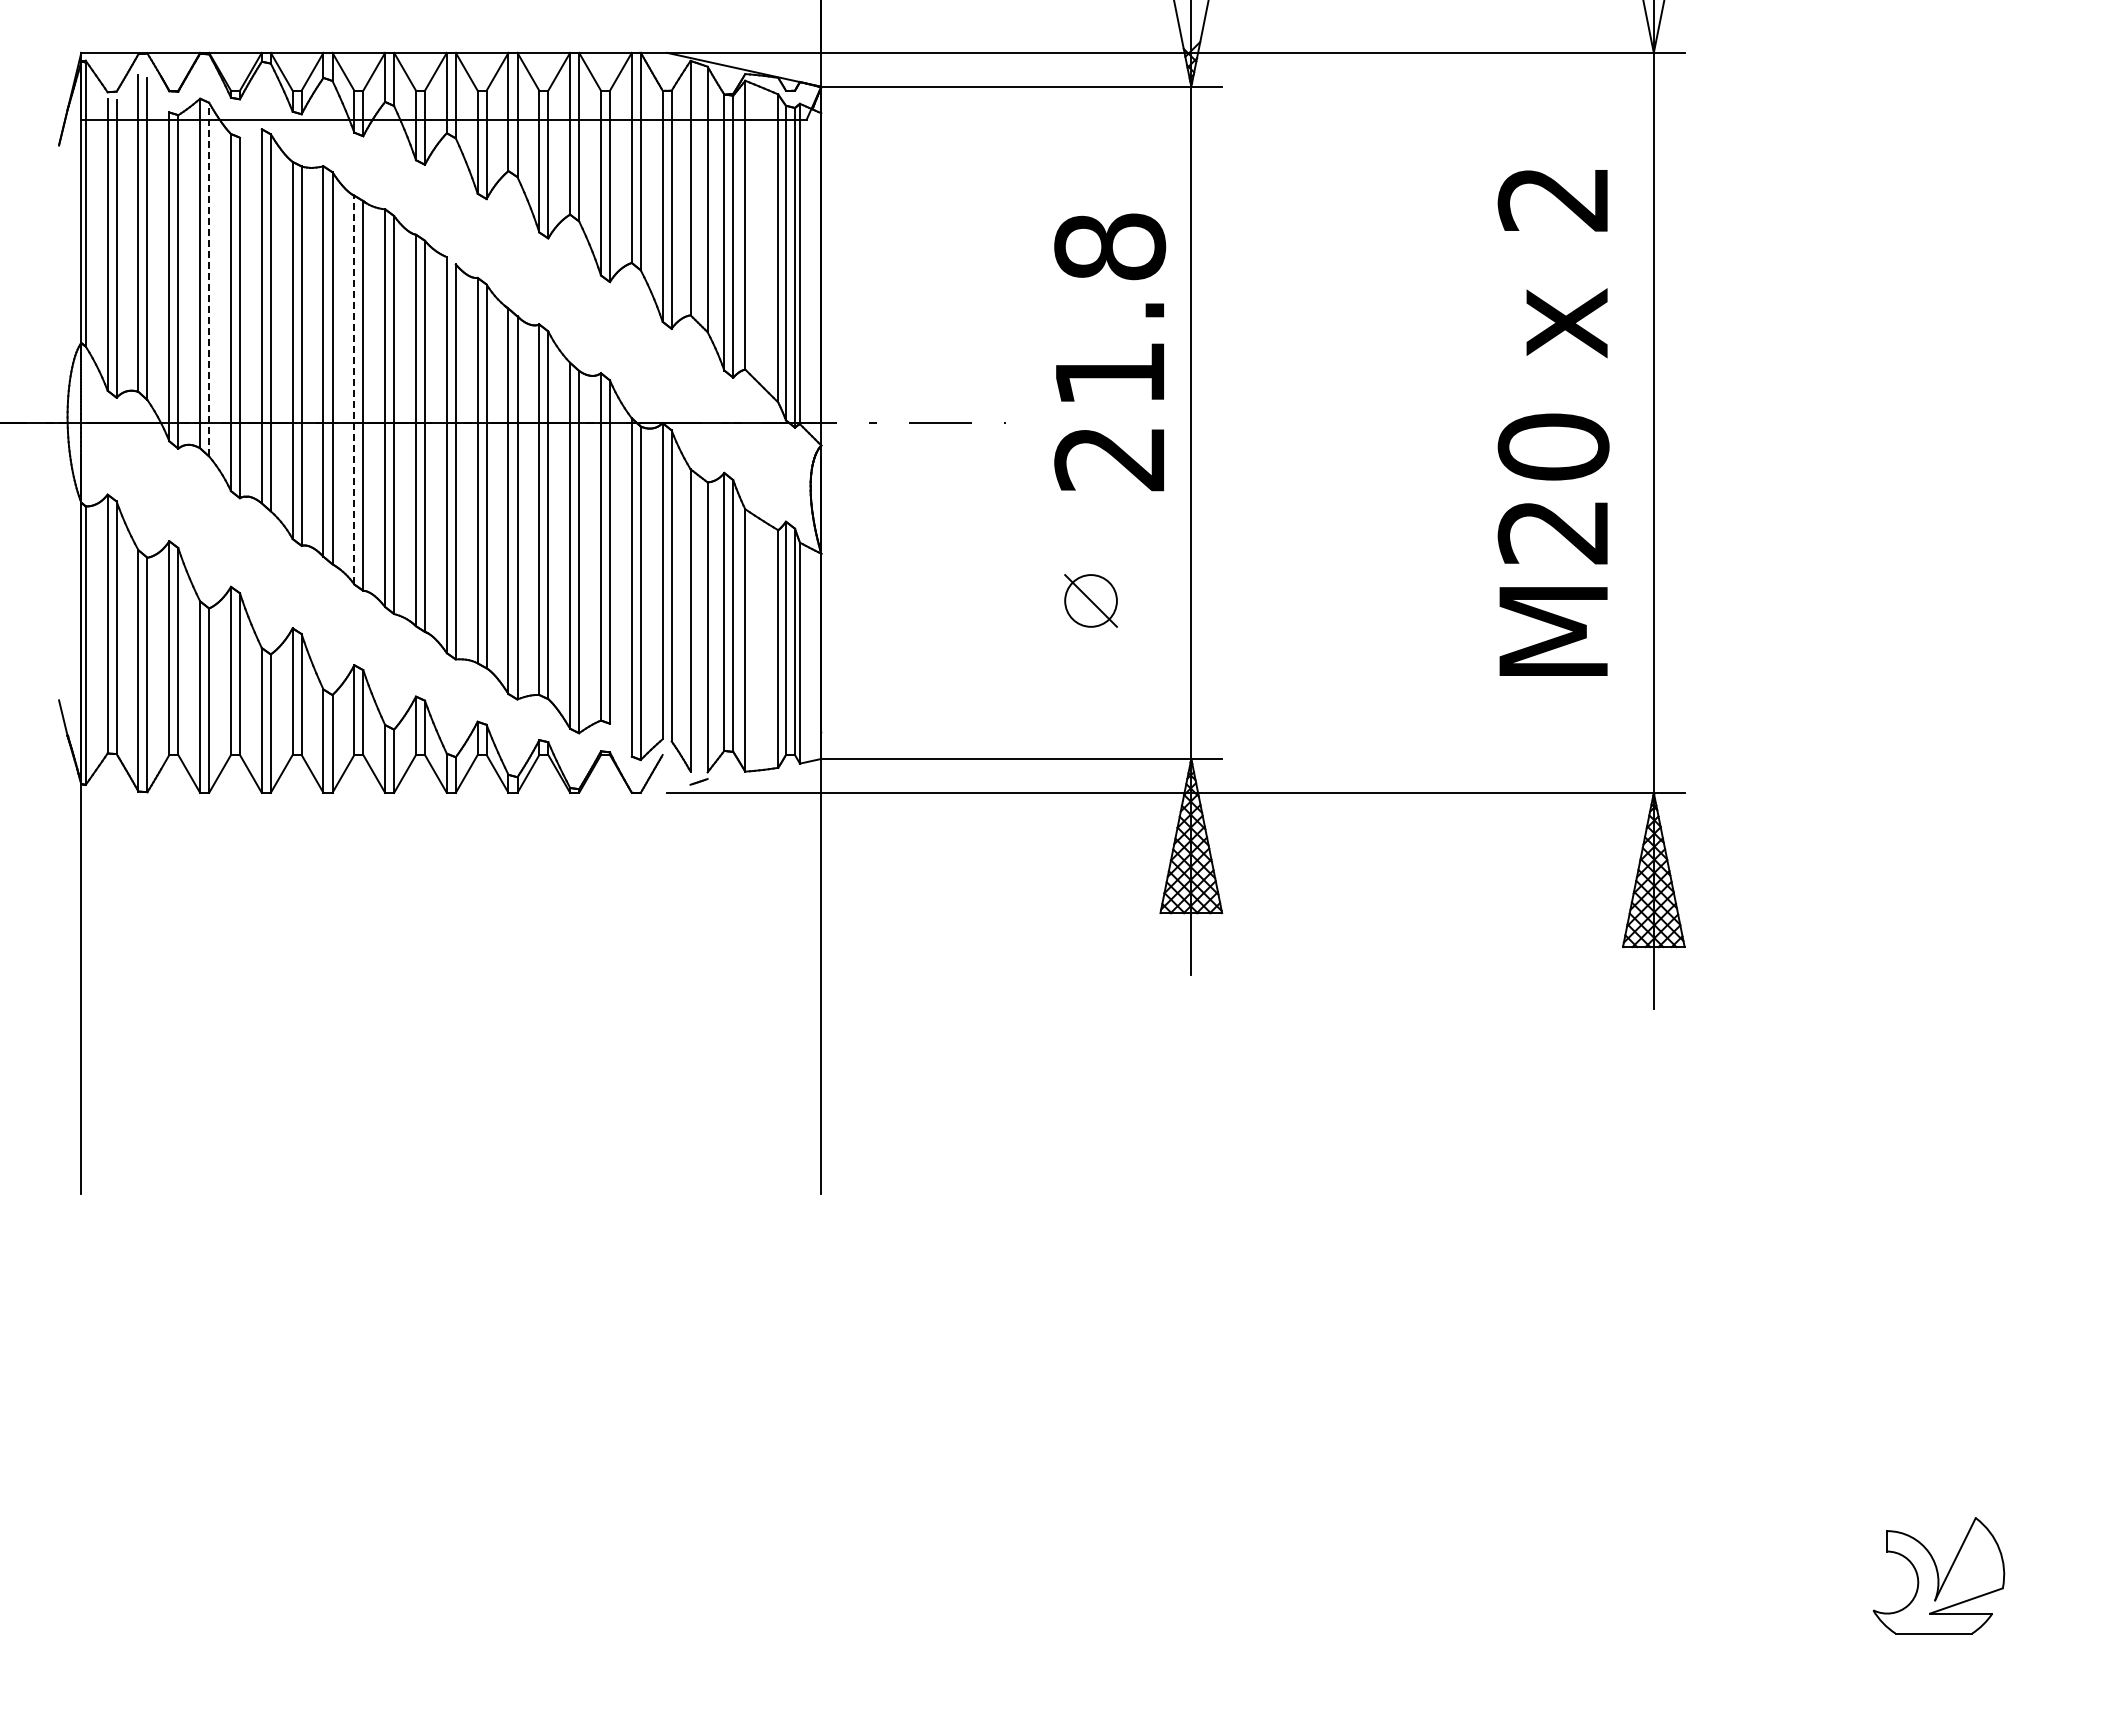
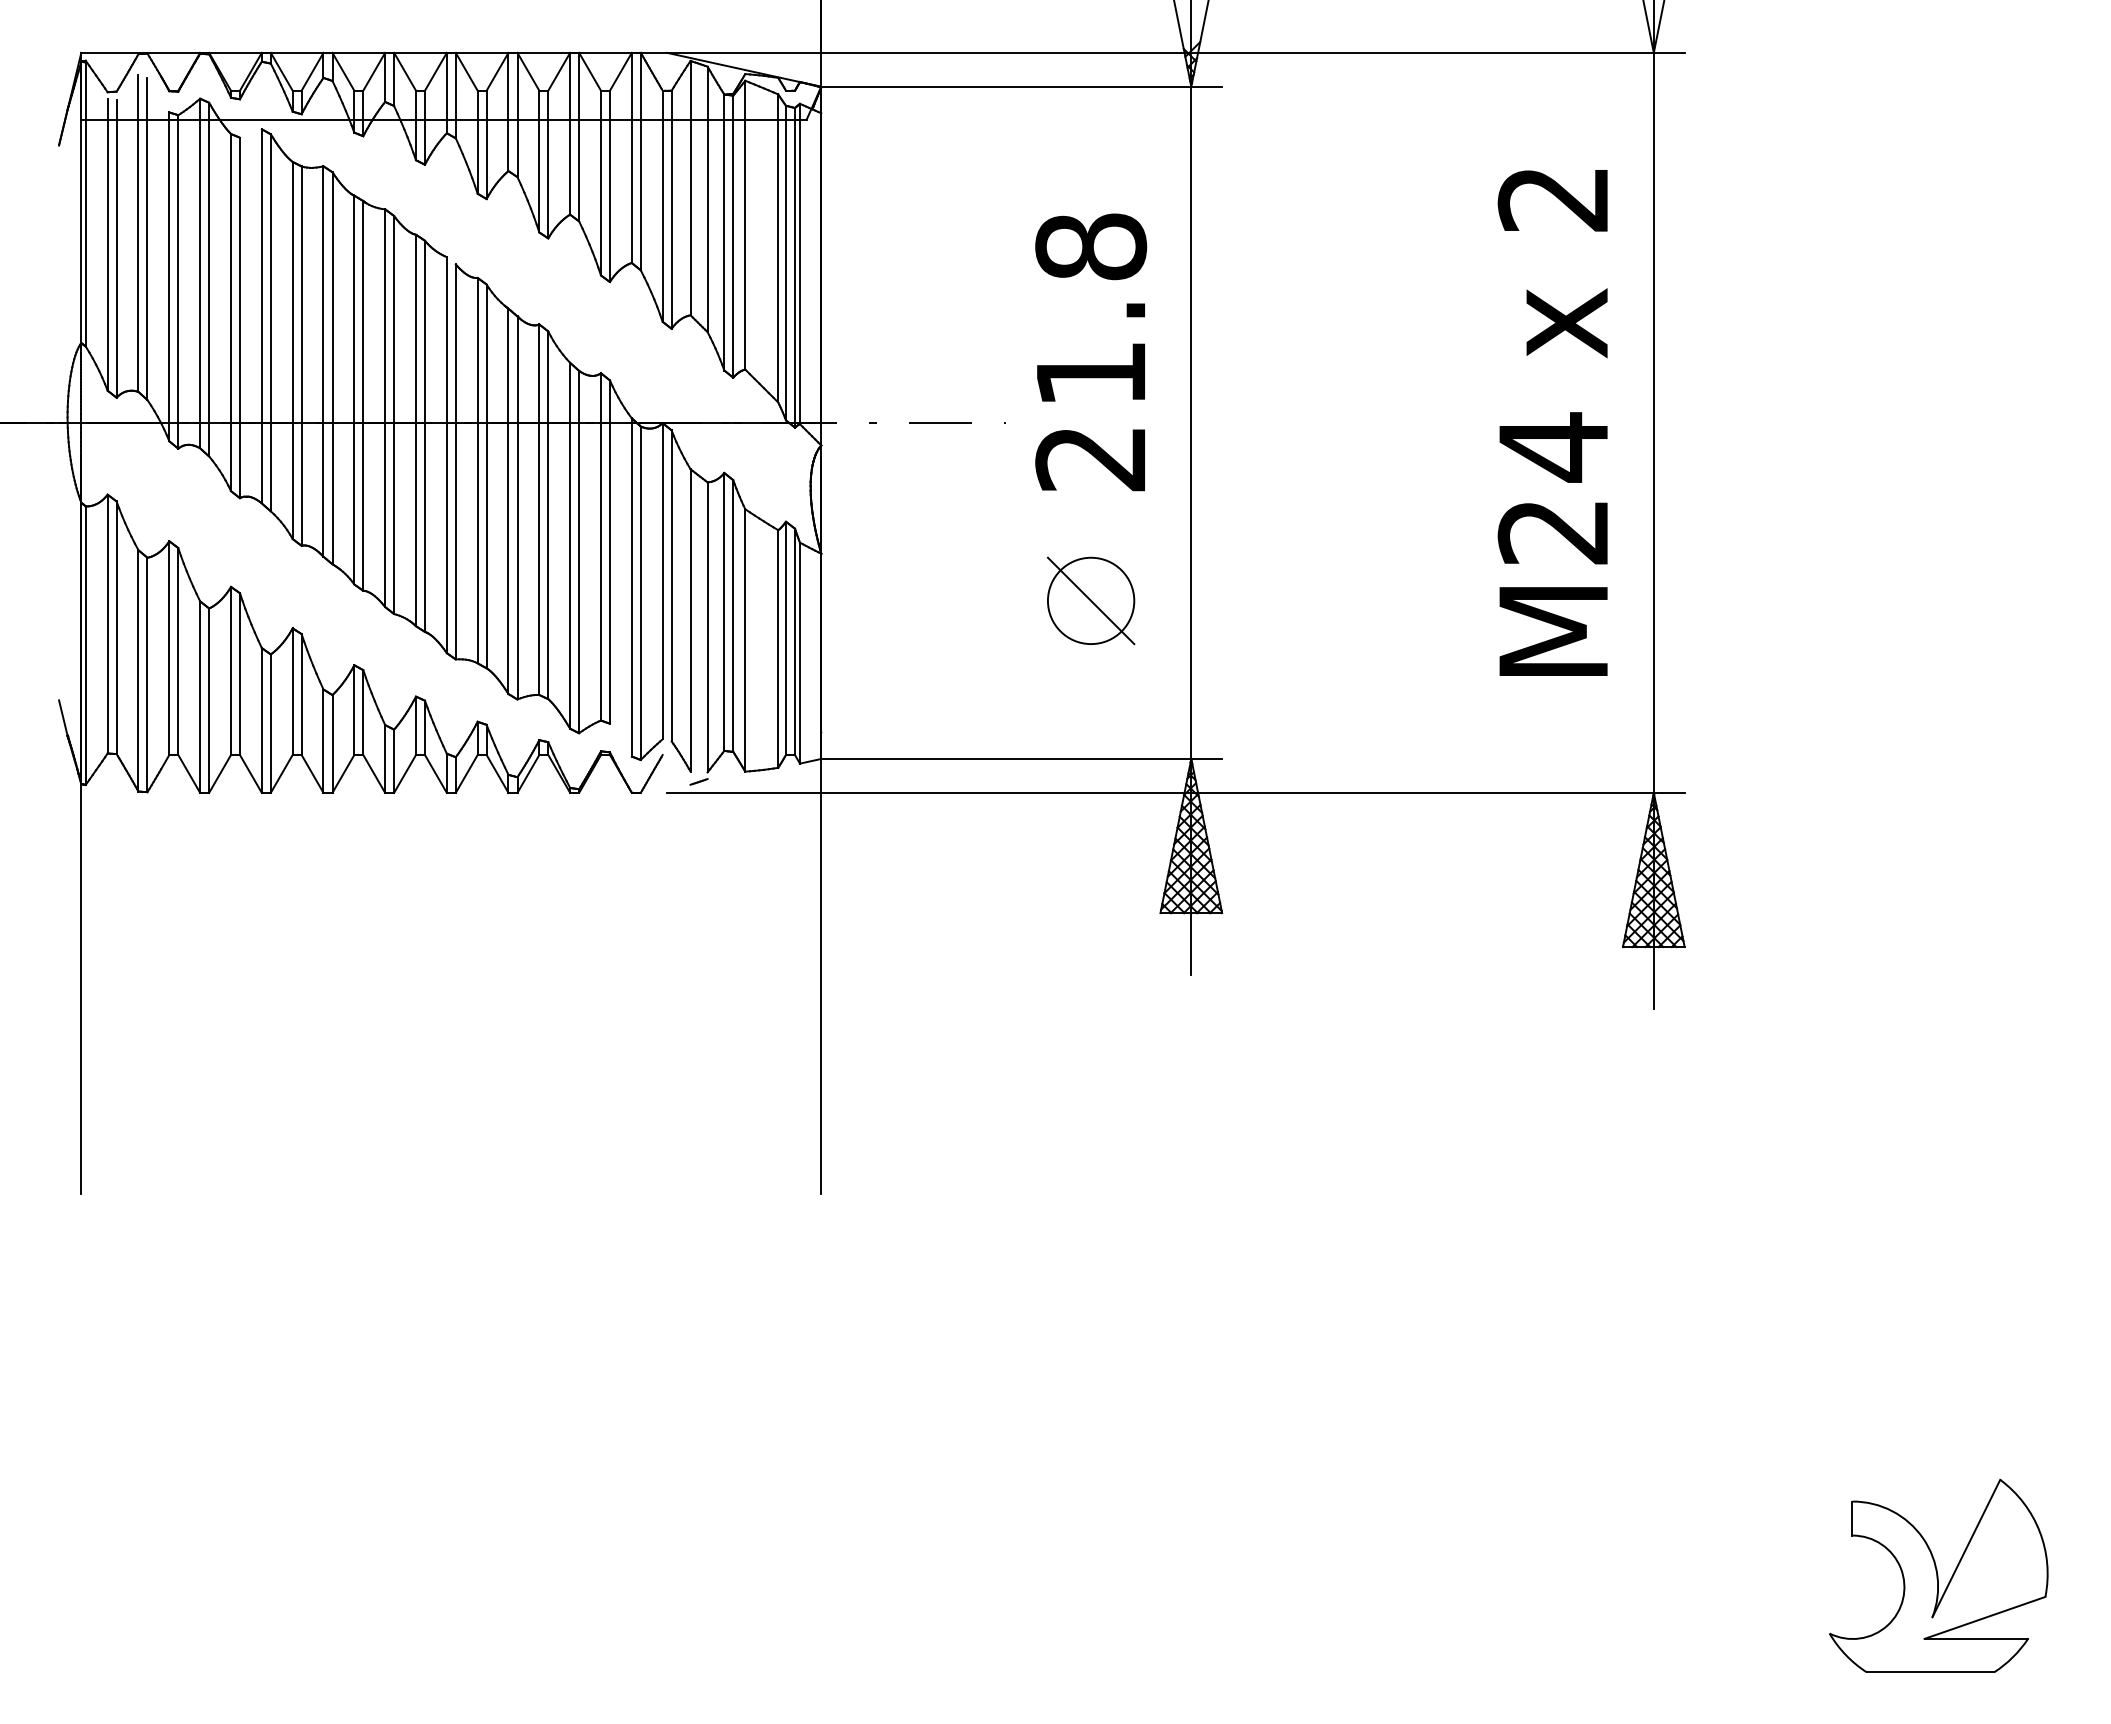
line: dashed -> solid (209, 279)
text position: (1110, 352) -> (1091, 352) (1091, 352)
line: dashed -> solid (354, 389)
text: M20 -> M24 (1553, 447)
part size: 54x54 px -> 90x90 px (1090, 600)
part size: 134x118 px -> 220x195 px (1938, 1575)
